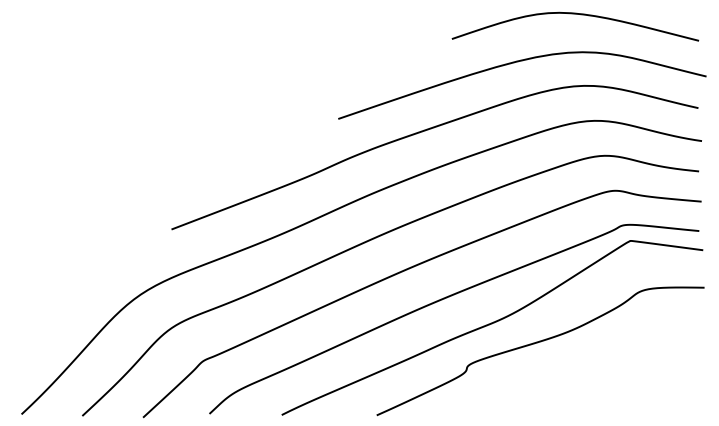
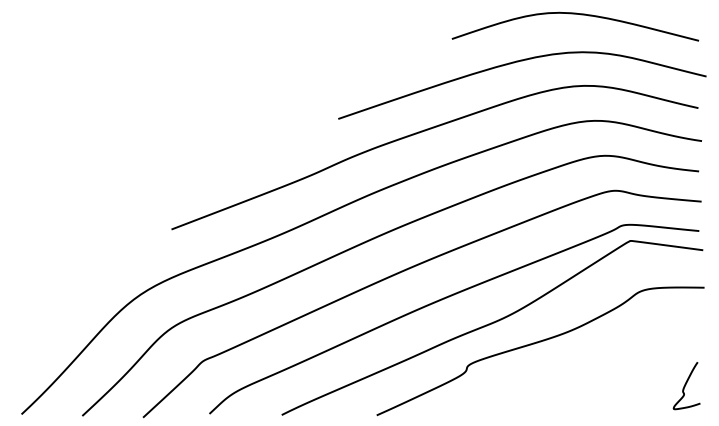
curve: none -> present (686, 385)
